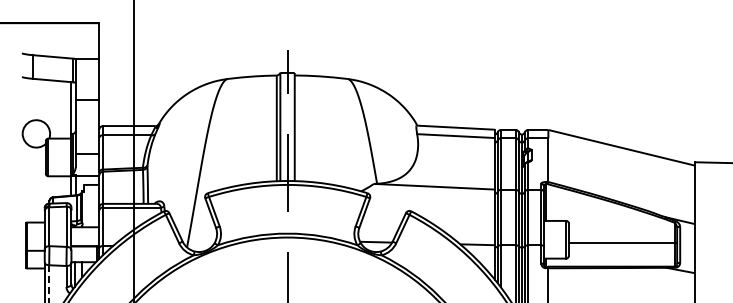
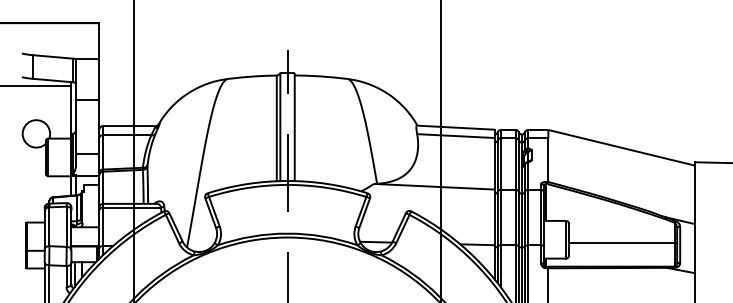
line: none -> present (36, 86)
line: none -> present (441, 150)
line: dashed -> solid (49, 284)
